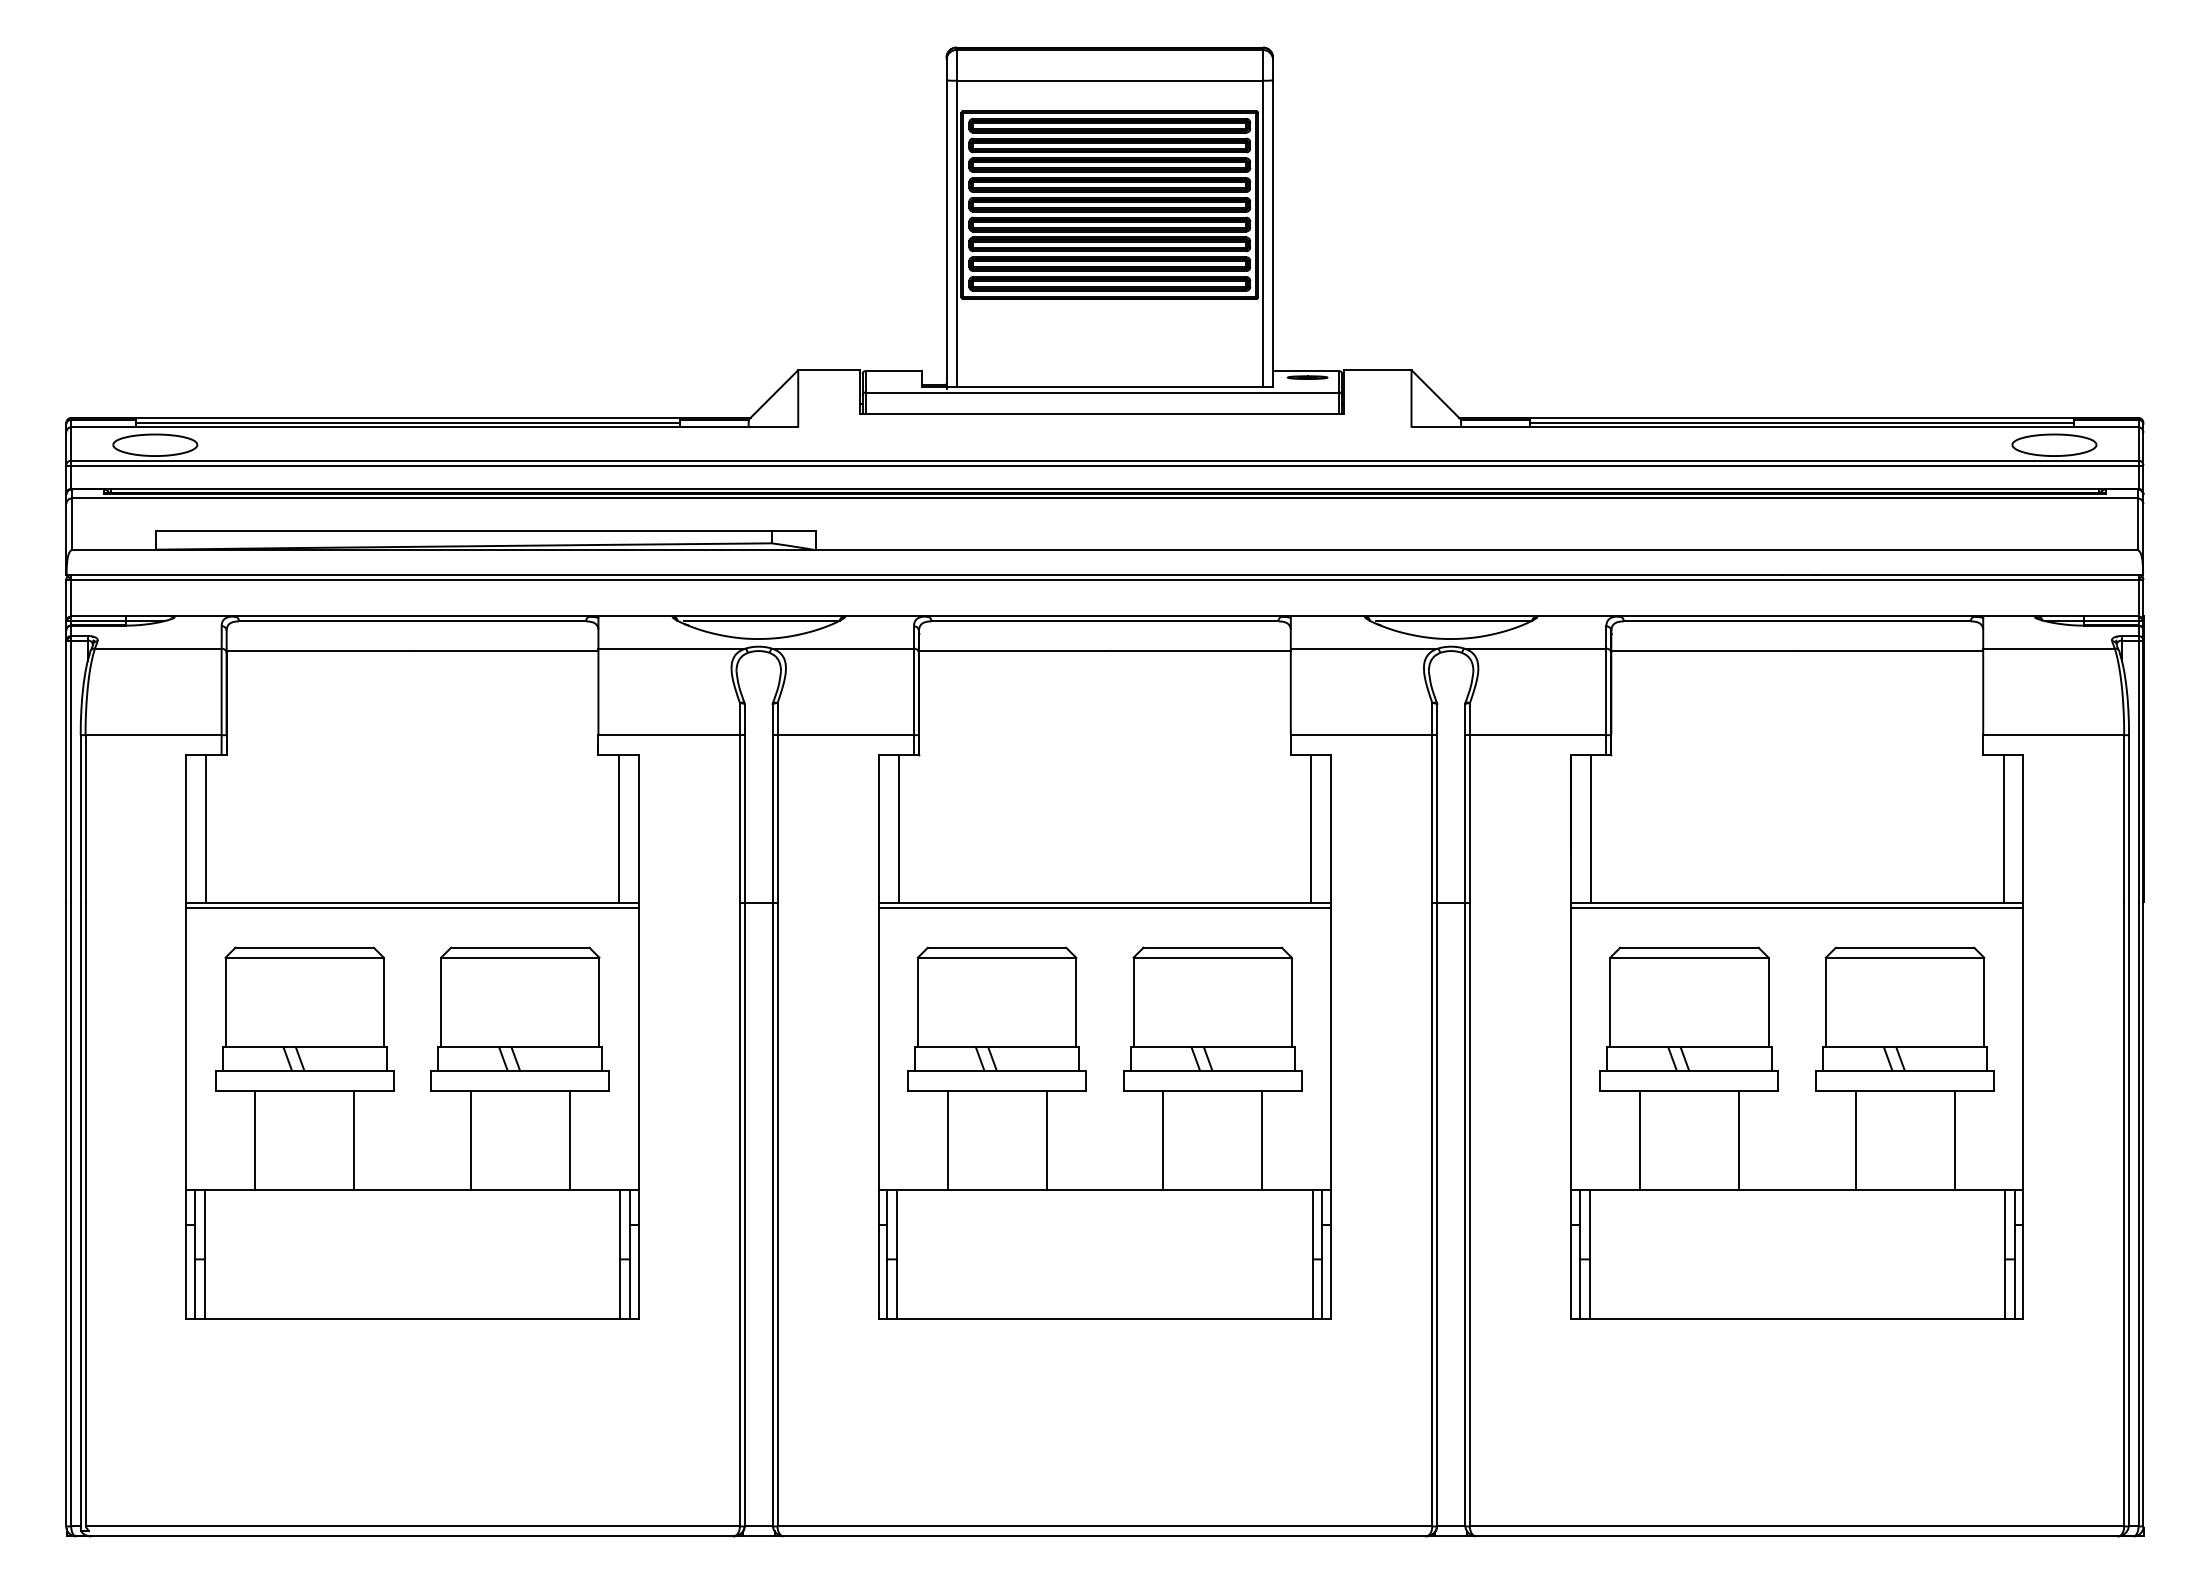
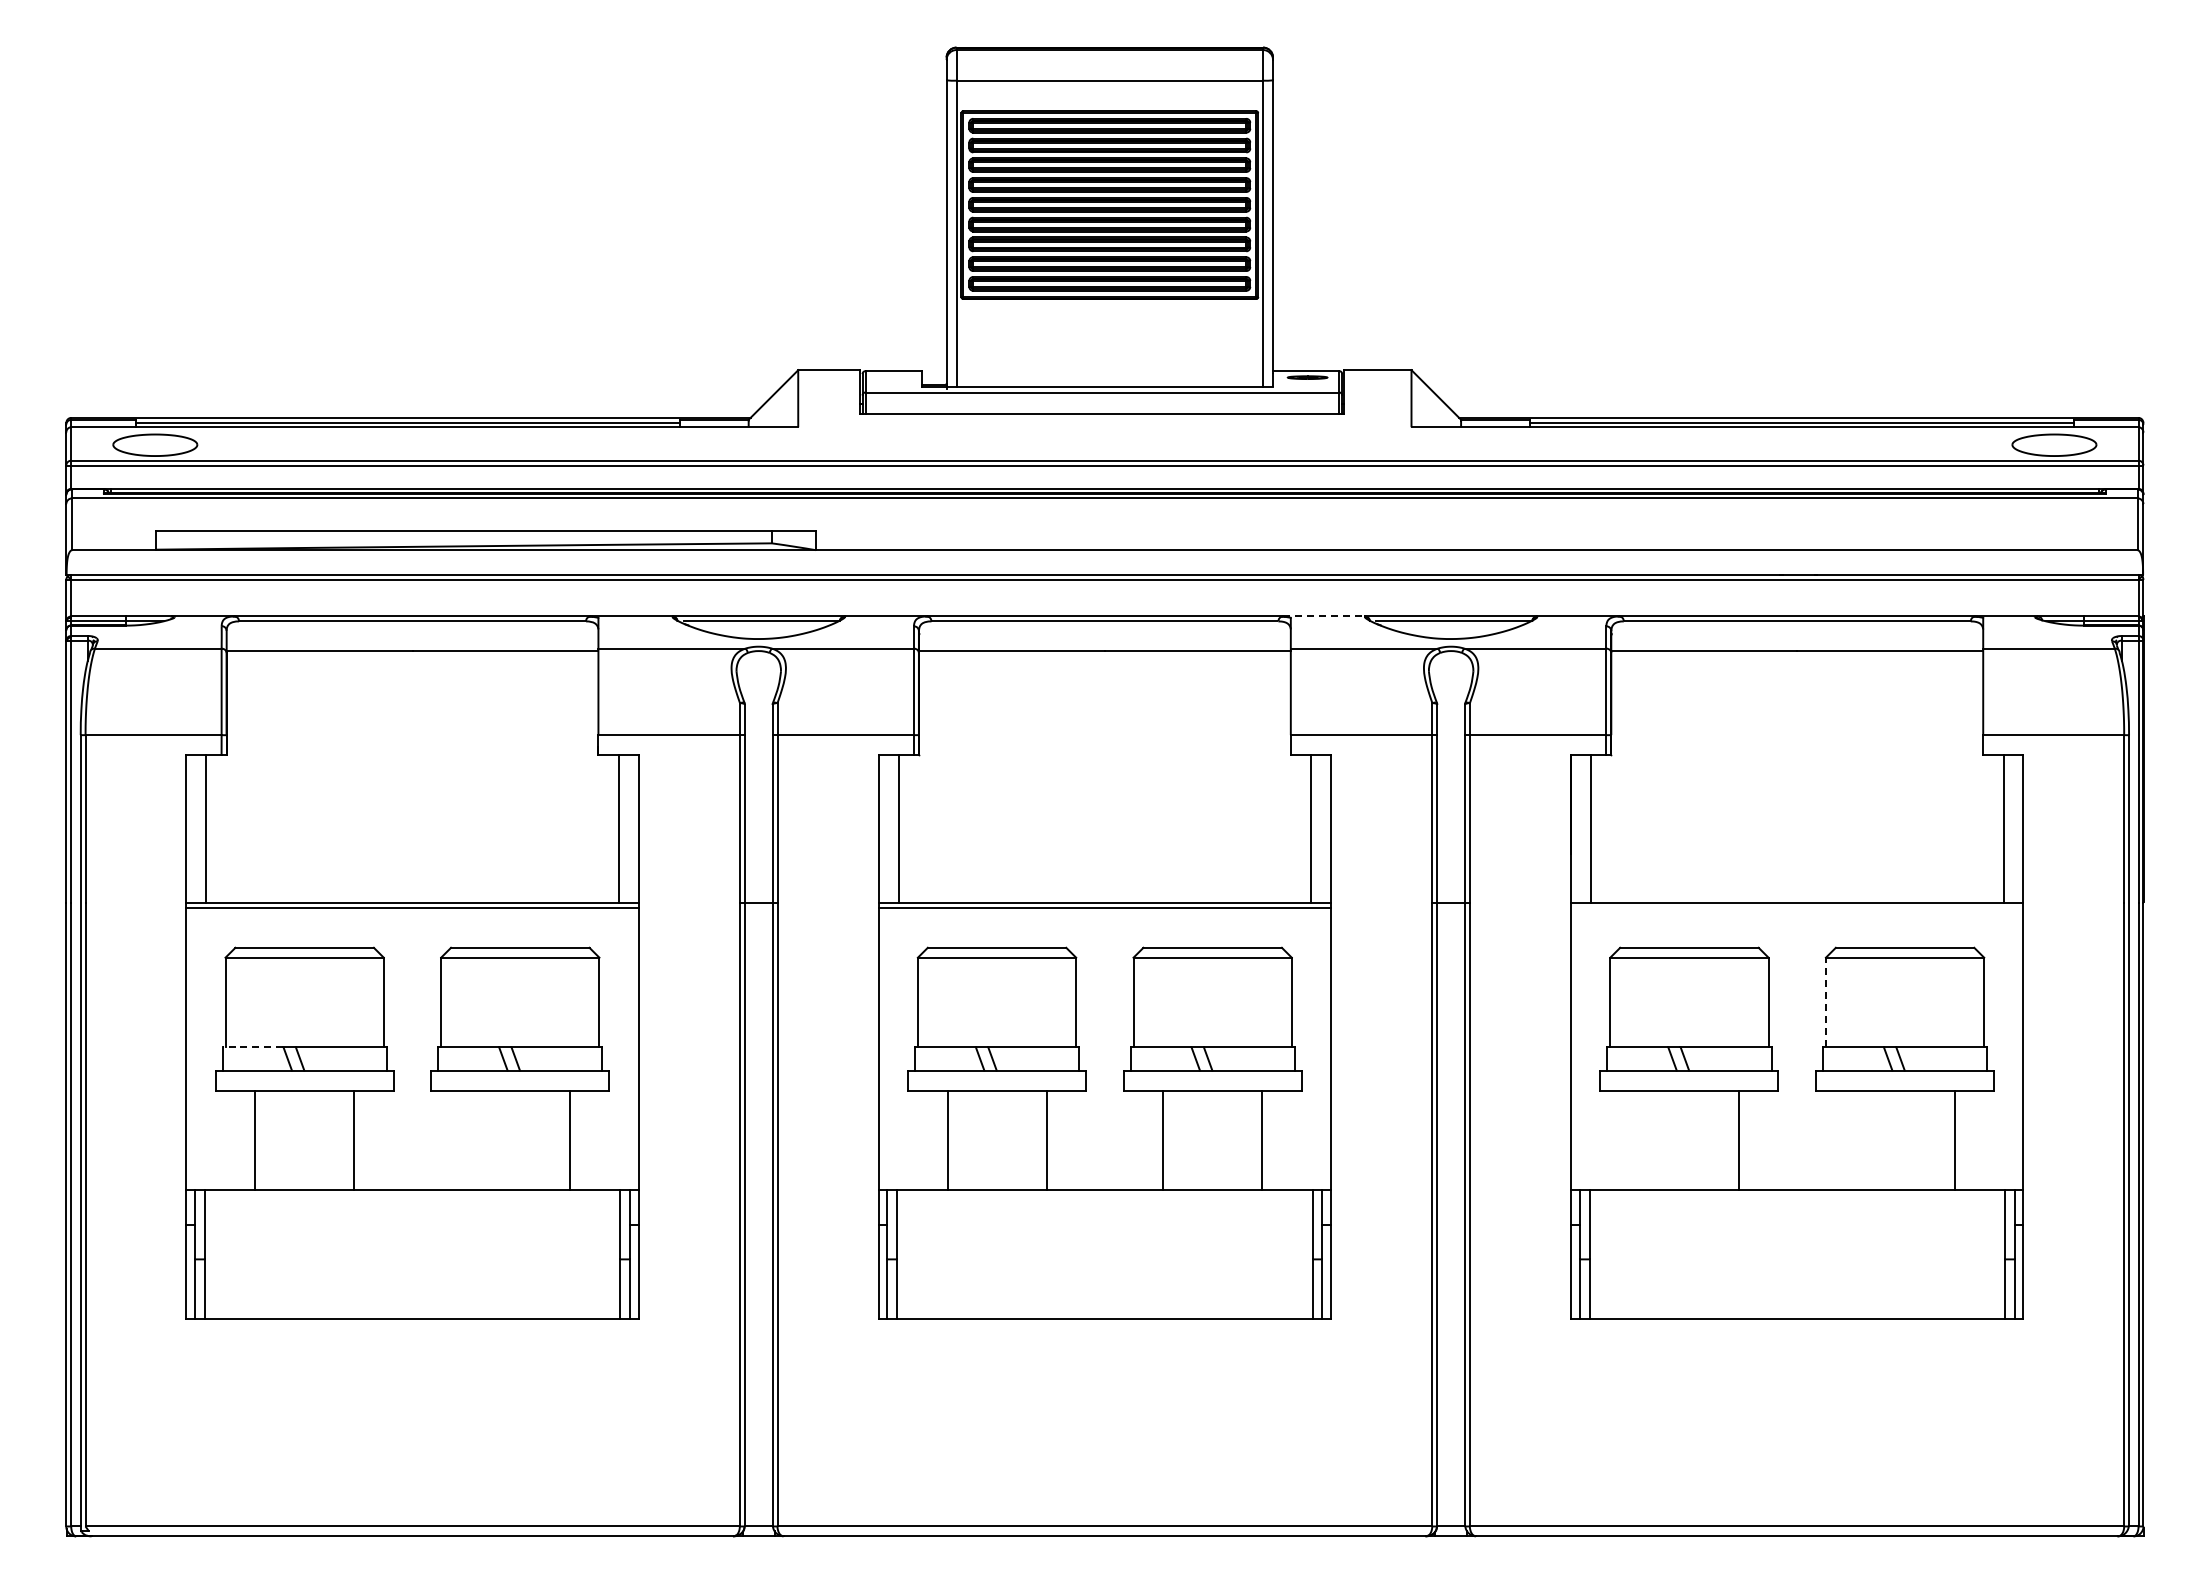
line: solid -> dashed (1324, 616)
line: present -> none (1797, 908)
line: solid -> dashed (1825, 1002)
line: solid -> dashed (252, 1046)
line: present -> none (470, 1140)
line: present -> none (1639, 1140)
line: present -> none (1855, 1140)
